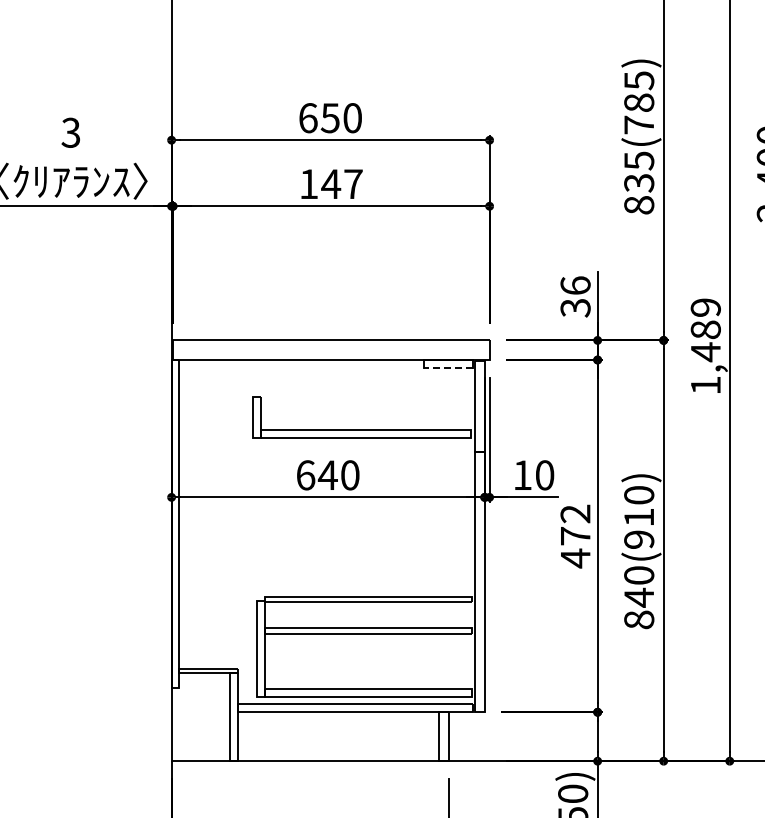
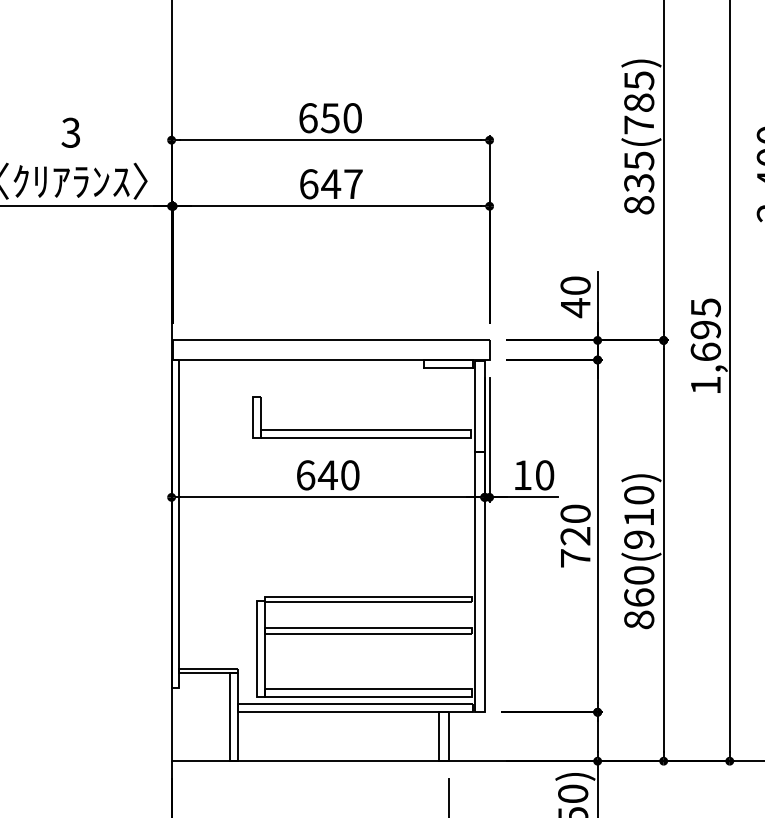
text: 147 -> 647 (309, 184)
text: 36 -> 40 (575, 297)
text: 1,489 -> 1,695 (705, 330)
line: dashed -> solid (447, 367)
text: 472 -> 720 (575, 536)
text: 840(910) -> 860(910) (639, 597)
